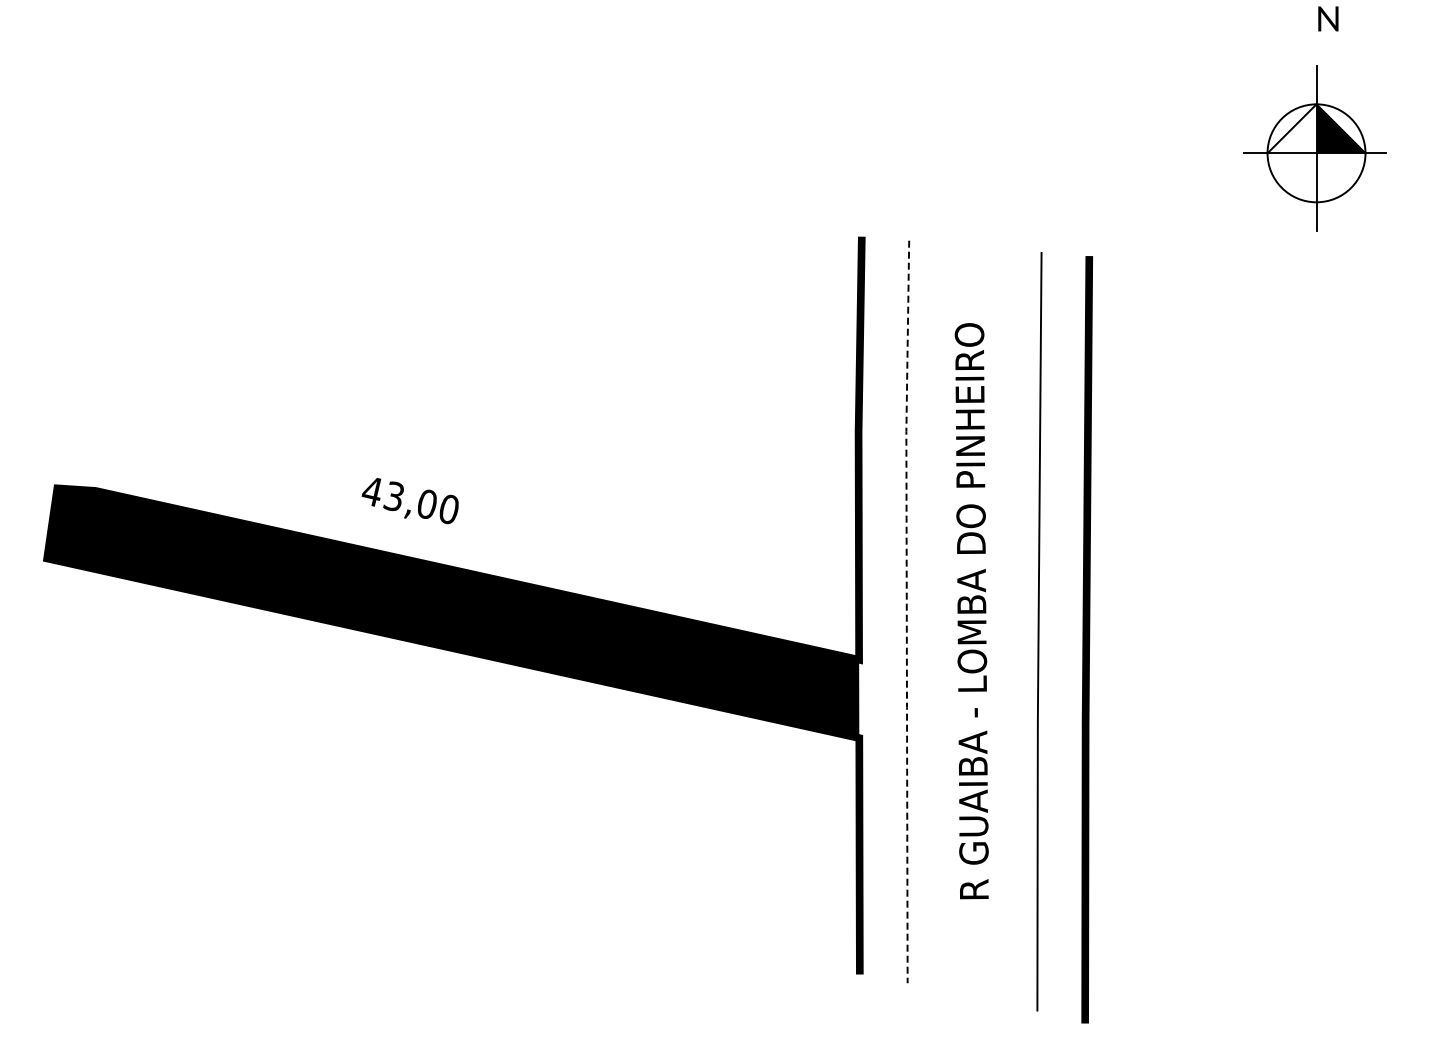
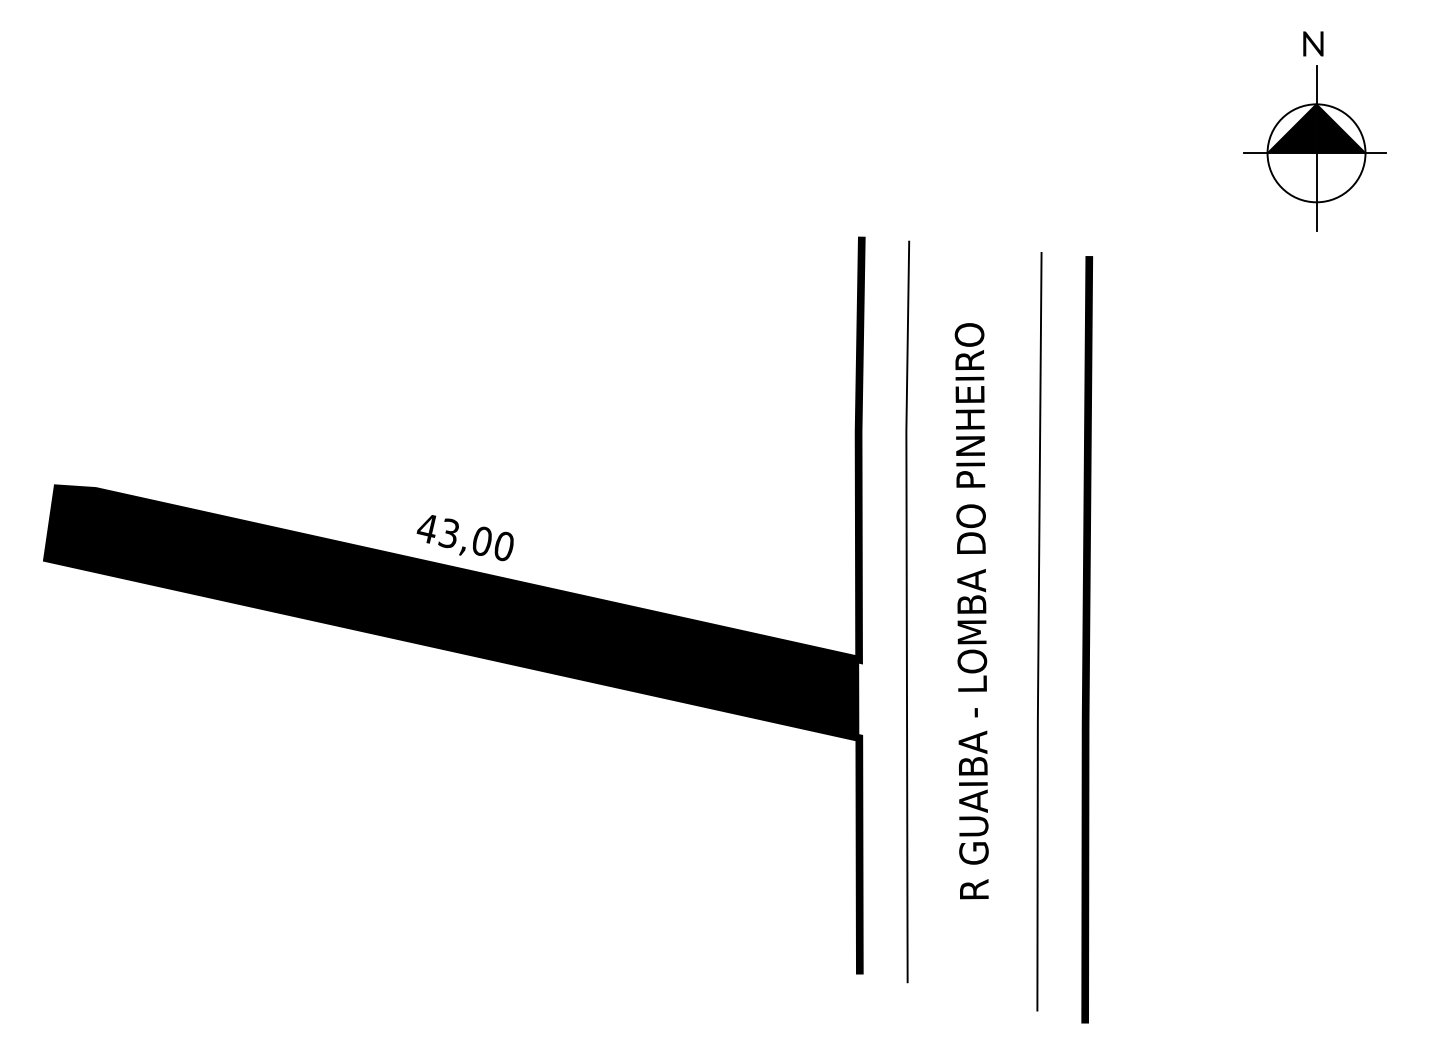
text position: (1328, 18) -> (1313, 43) (1313, 43)
fill: none -> present (1291, 128)
text position: (409, 501) -> (464, 538) (464, 538)
line: dashed -> solid (906, 611)
